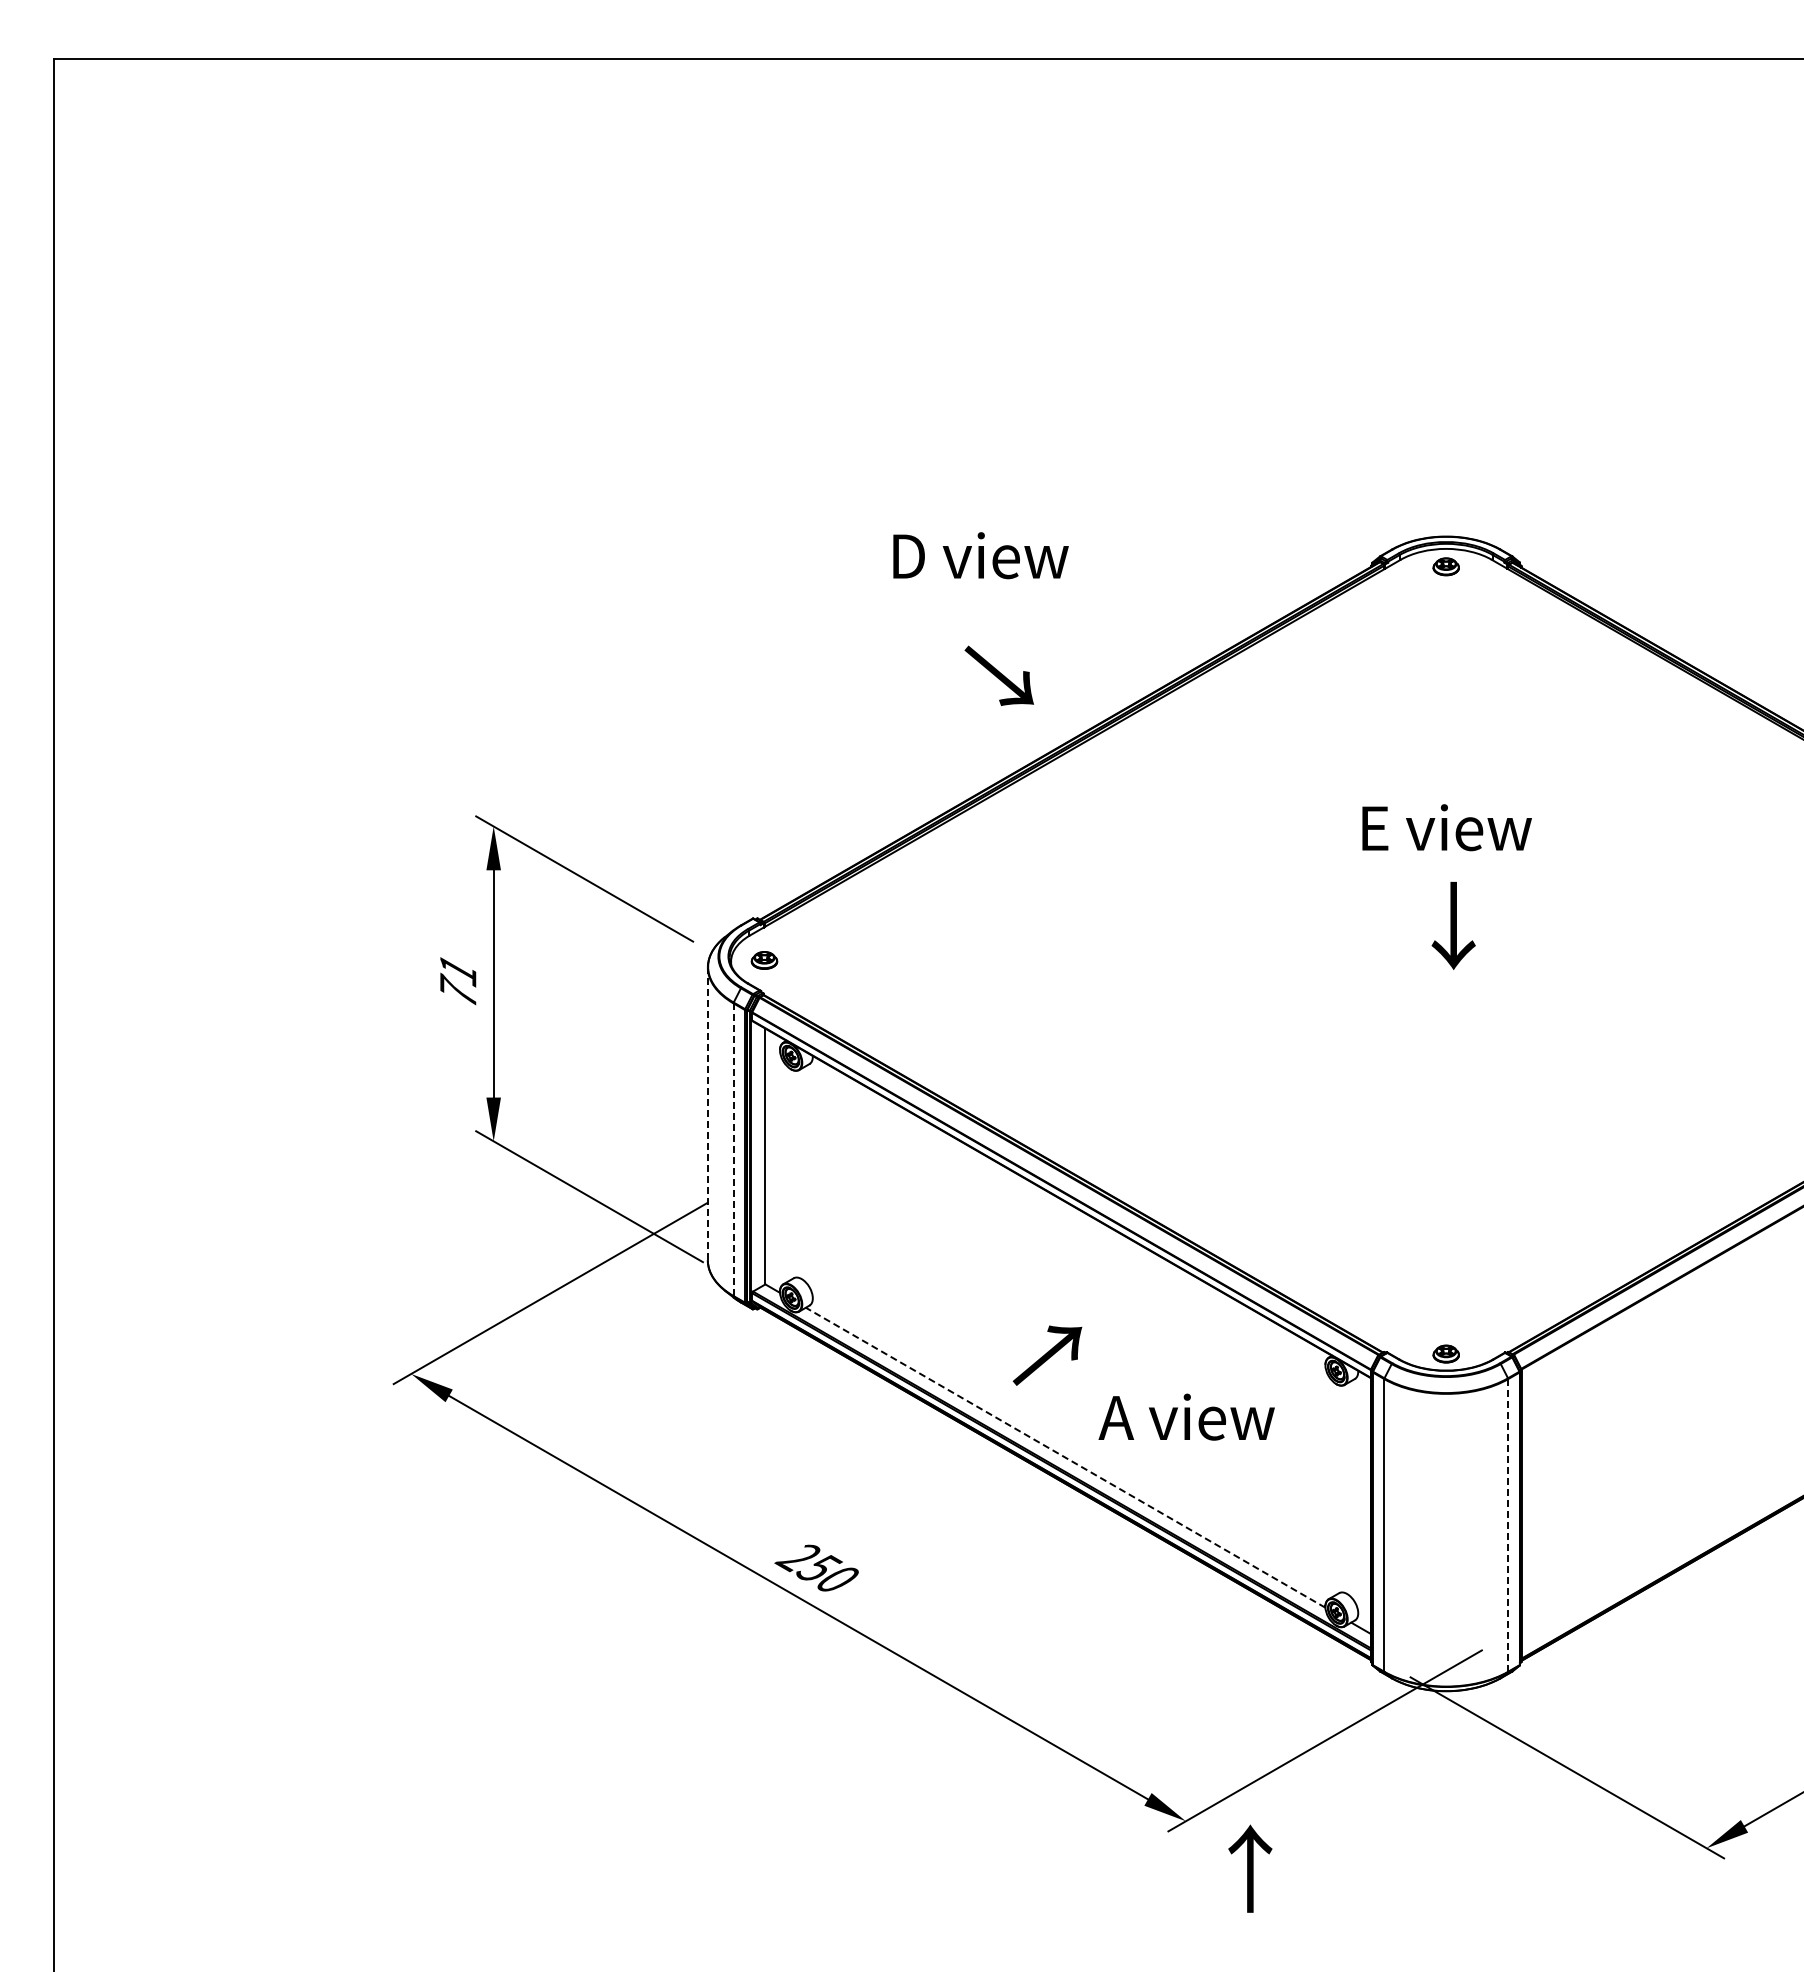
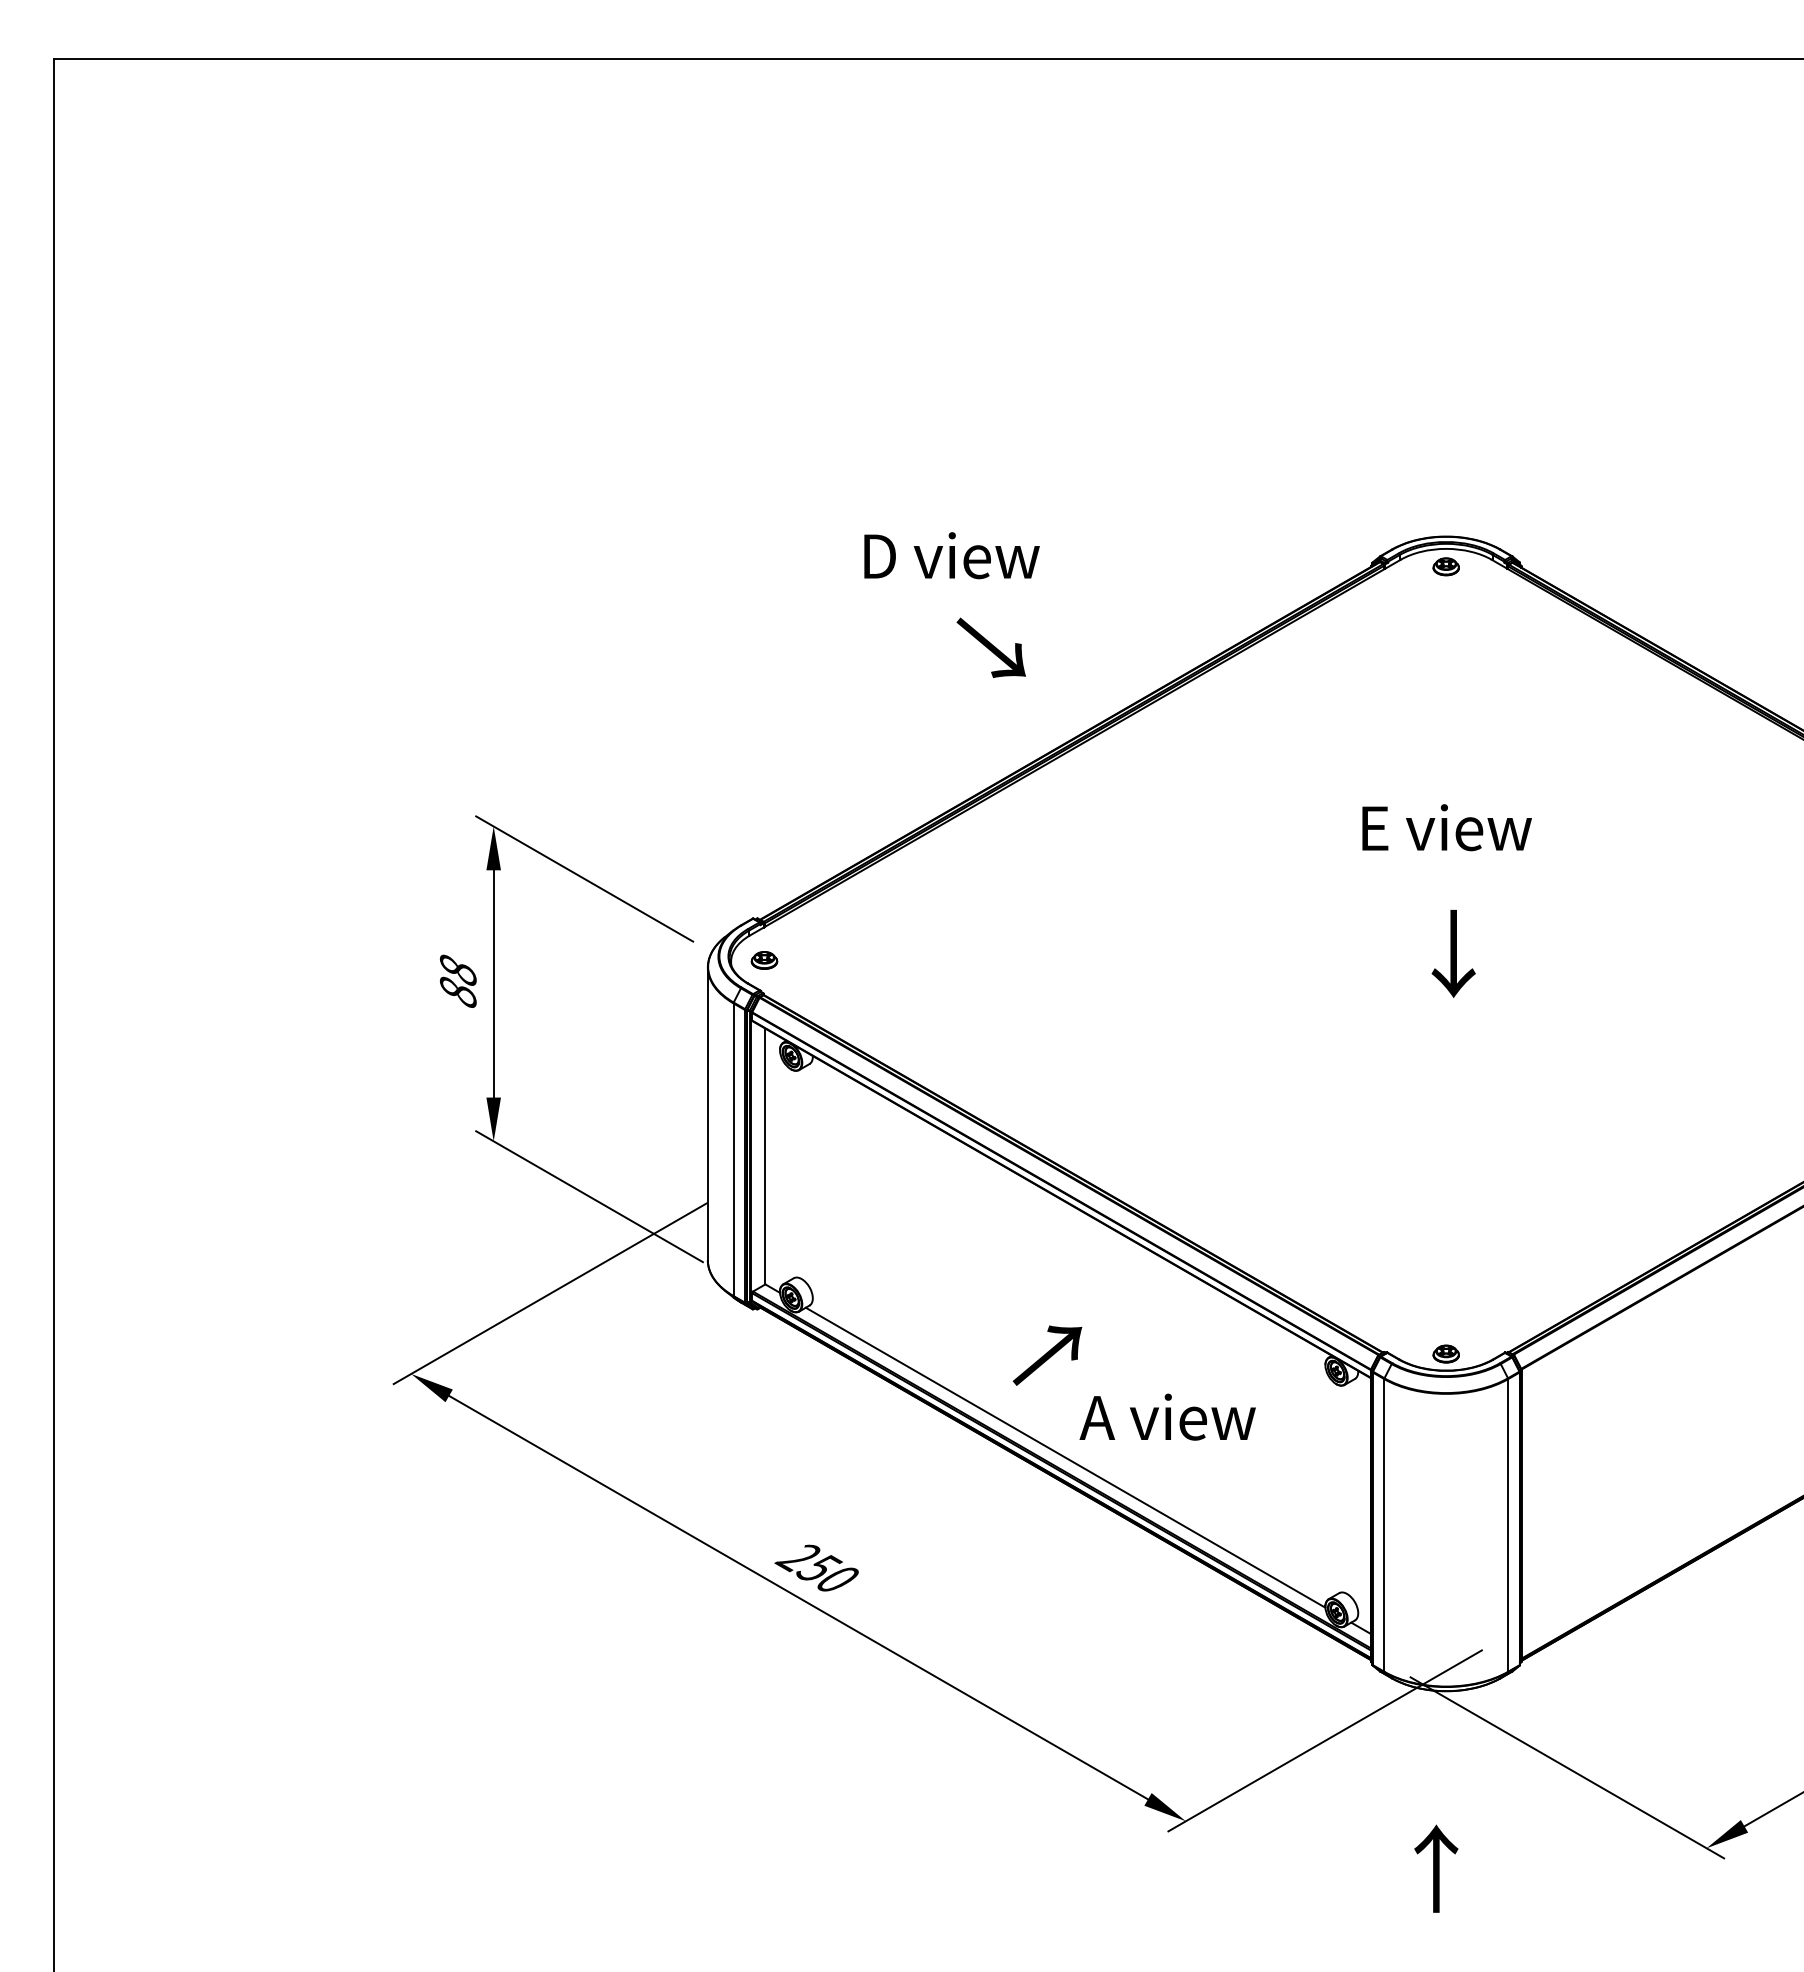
text position: (980, 555) -> (951, 555) (951, 555)
text position: (998, 675) -> (990, 647) (990, 647)
text position: (1453, 925) -> (1453, 953) (1453, 953)
text: 71 -> 88 (457, 980)
line: dashed -> solid (707, 1113)
line: dashed -> solid (733, 1149)
text position: (1186, 1416) -> (1167, 1416) (1167, 1416)
line: dashed -> solid (1065, 1457)
line: dashed -> solid (1508, 1524)
text position: (1250, 1868) -> (1436, 1868) (1436, 1868)
